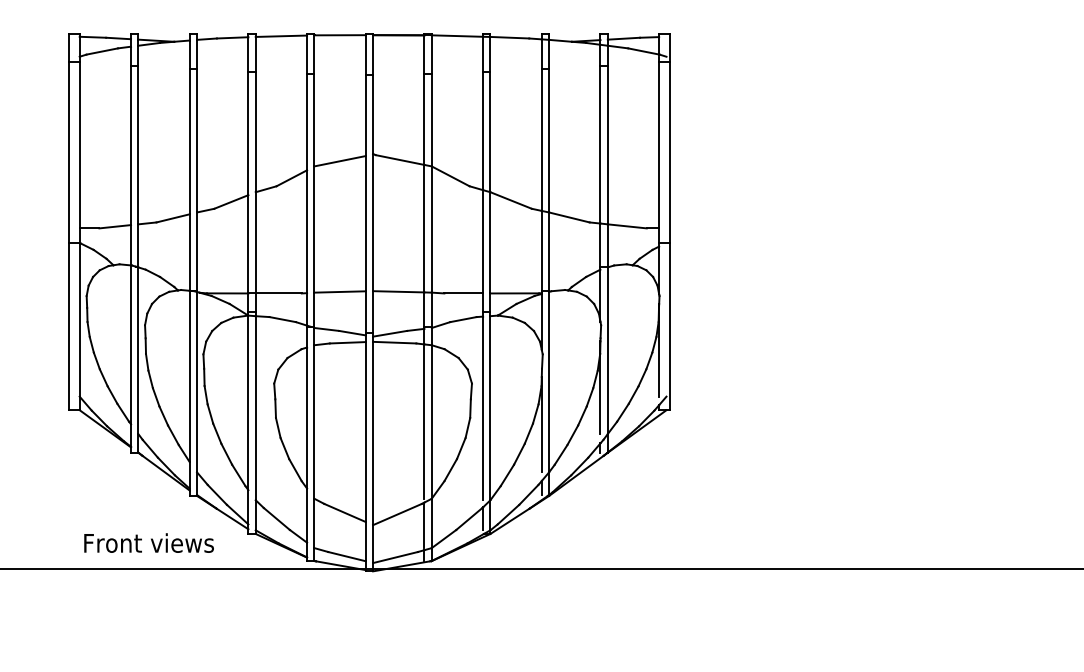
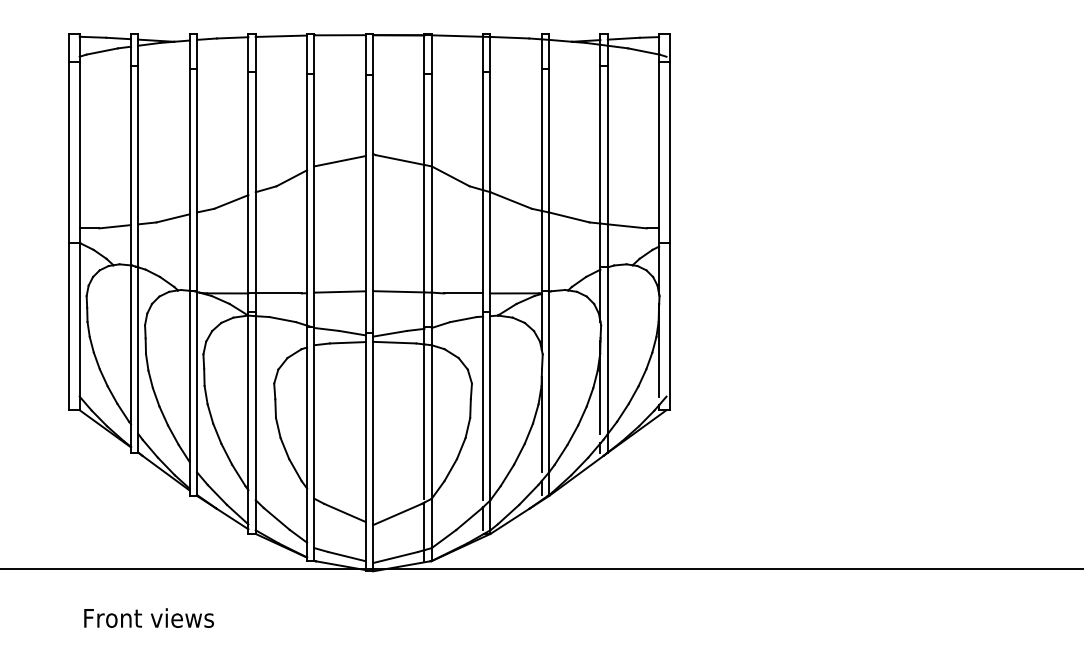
text position: (148, 542) -> (148, 617) (148, 617)
